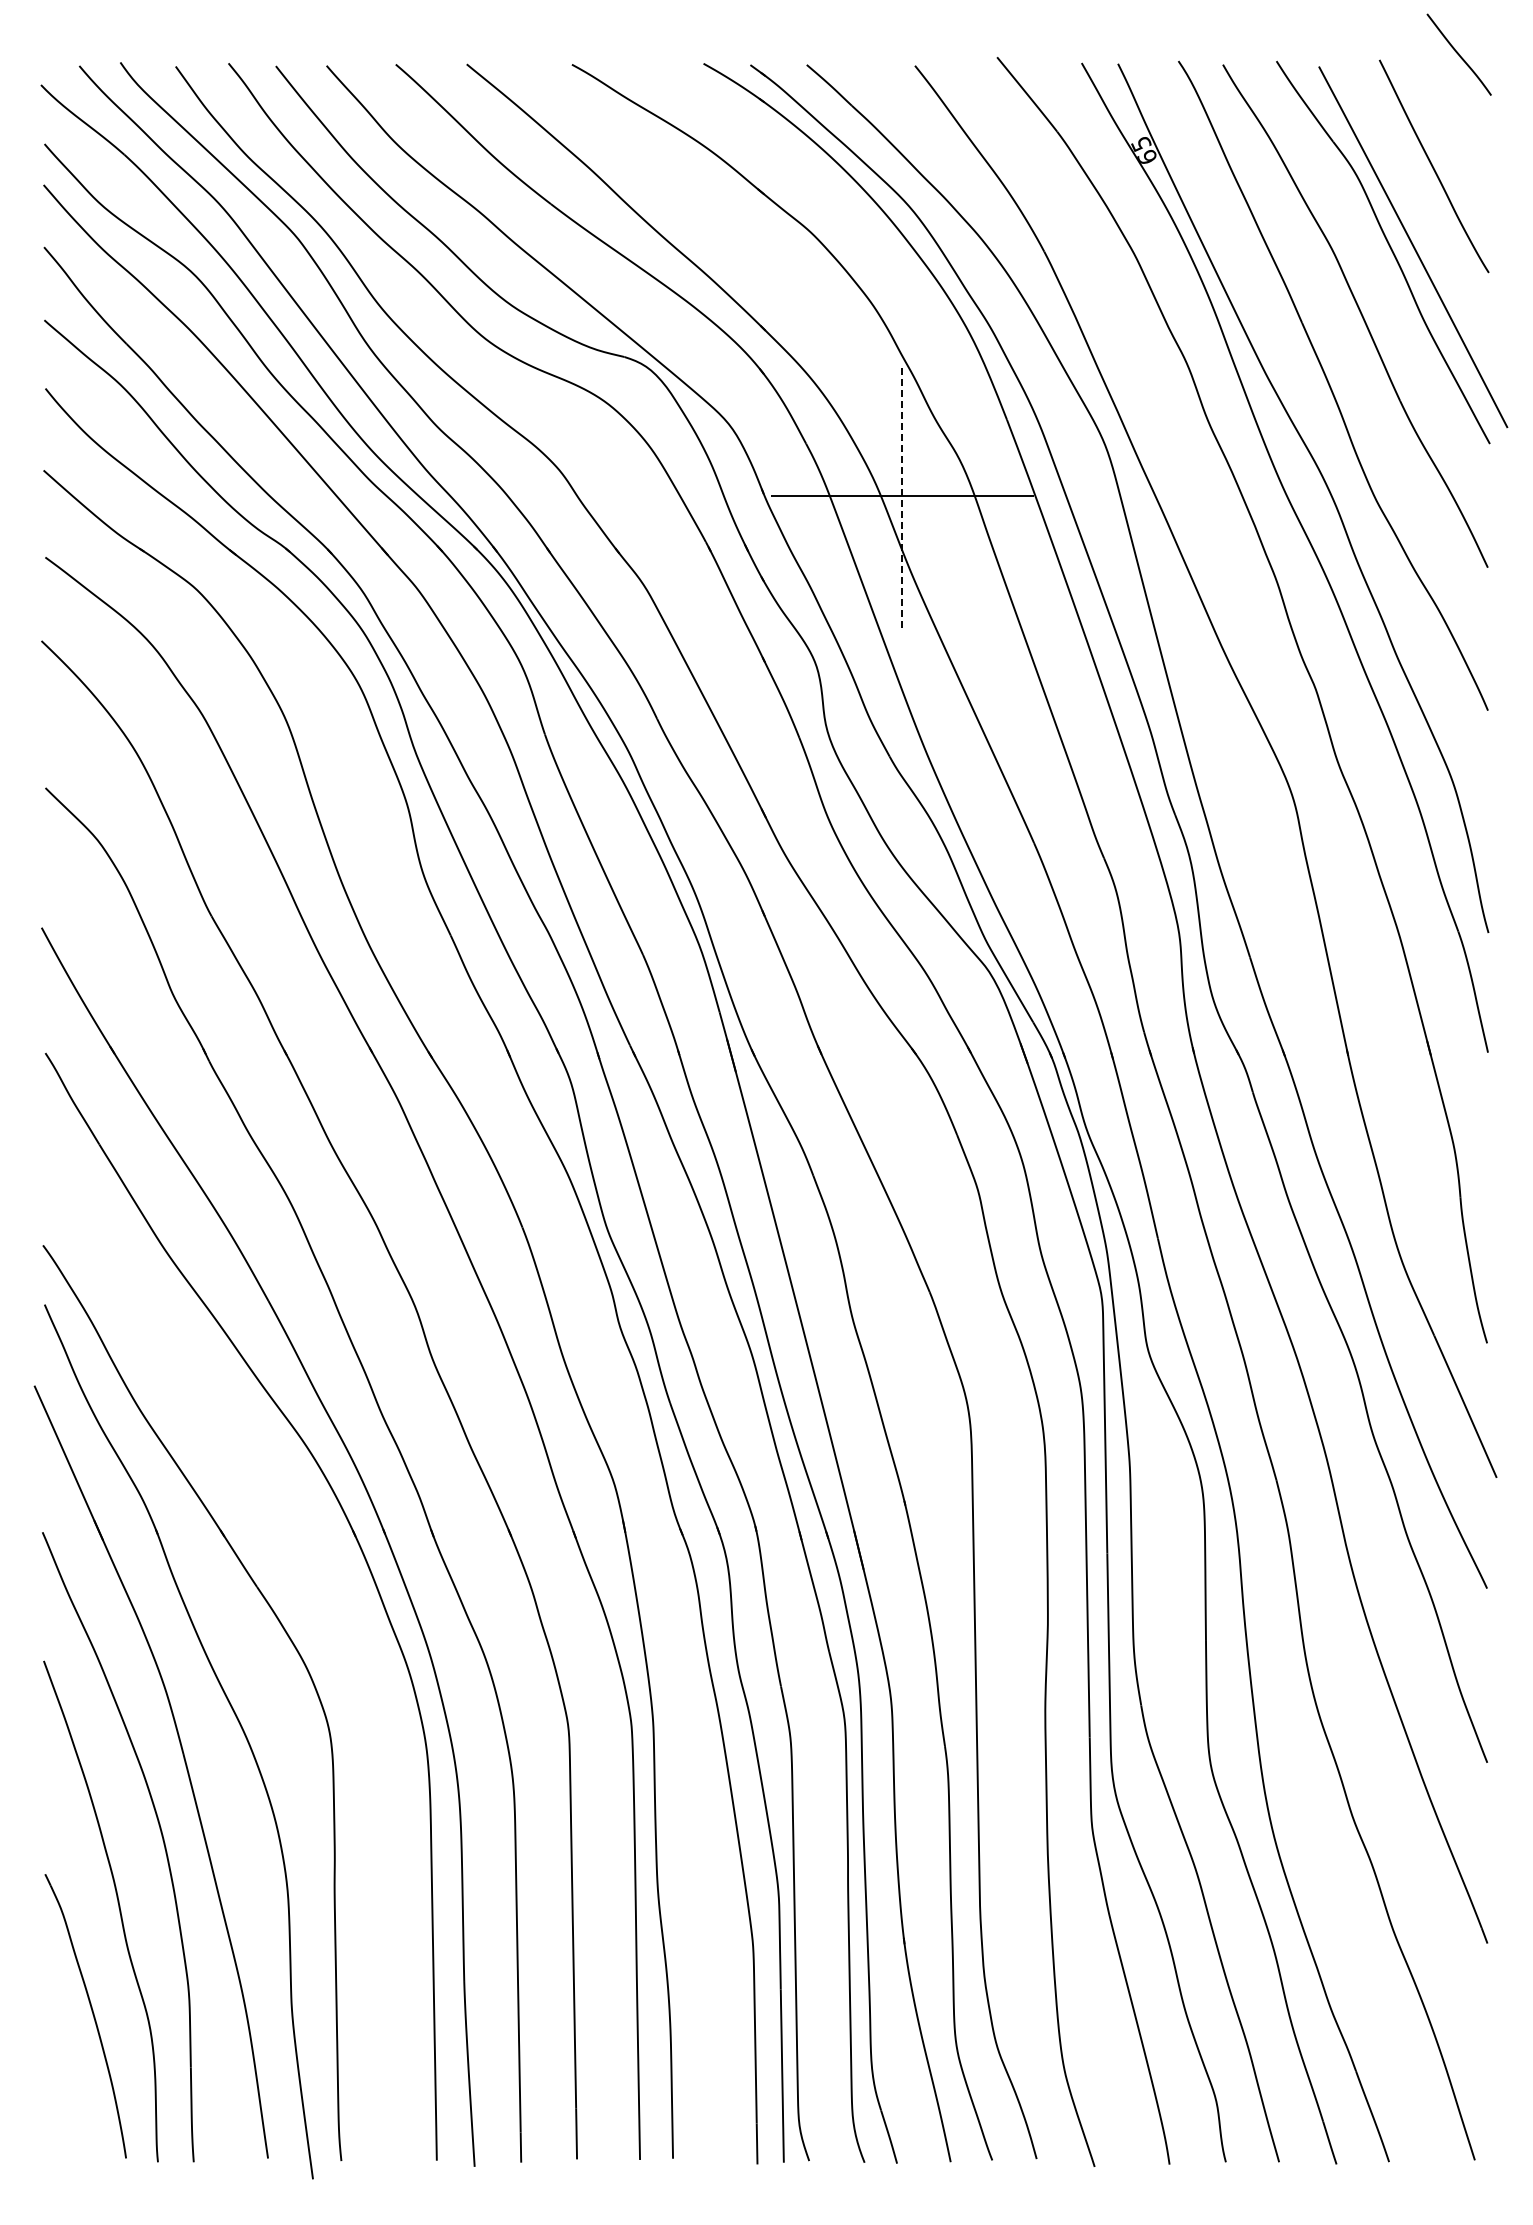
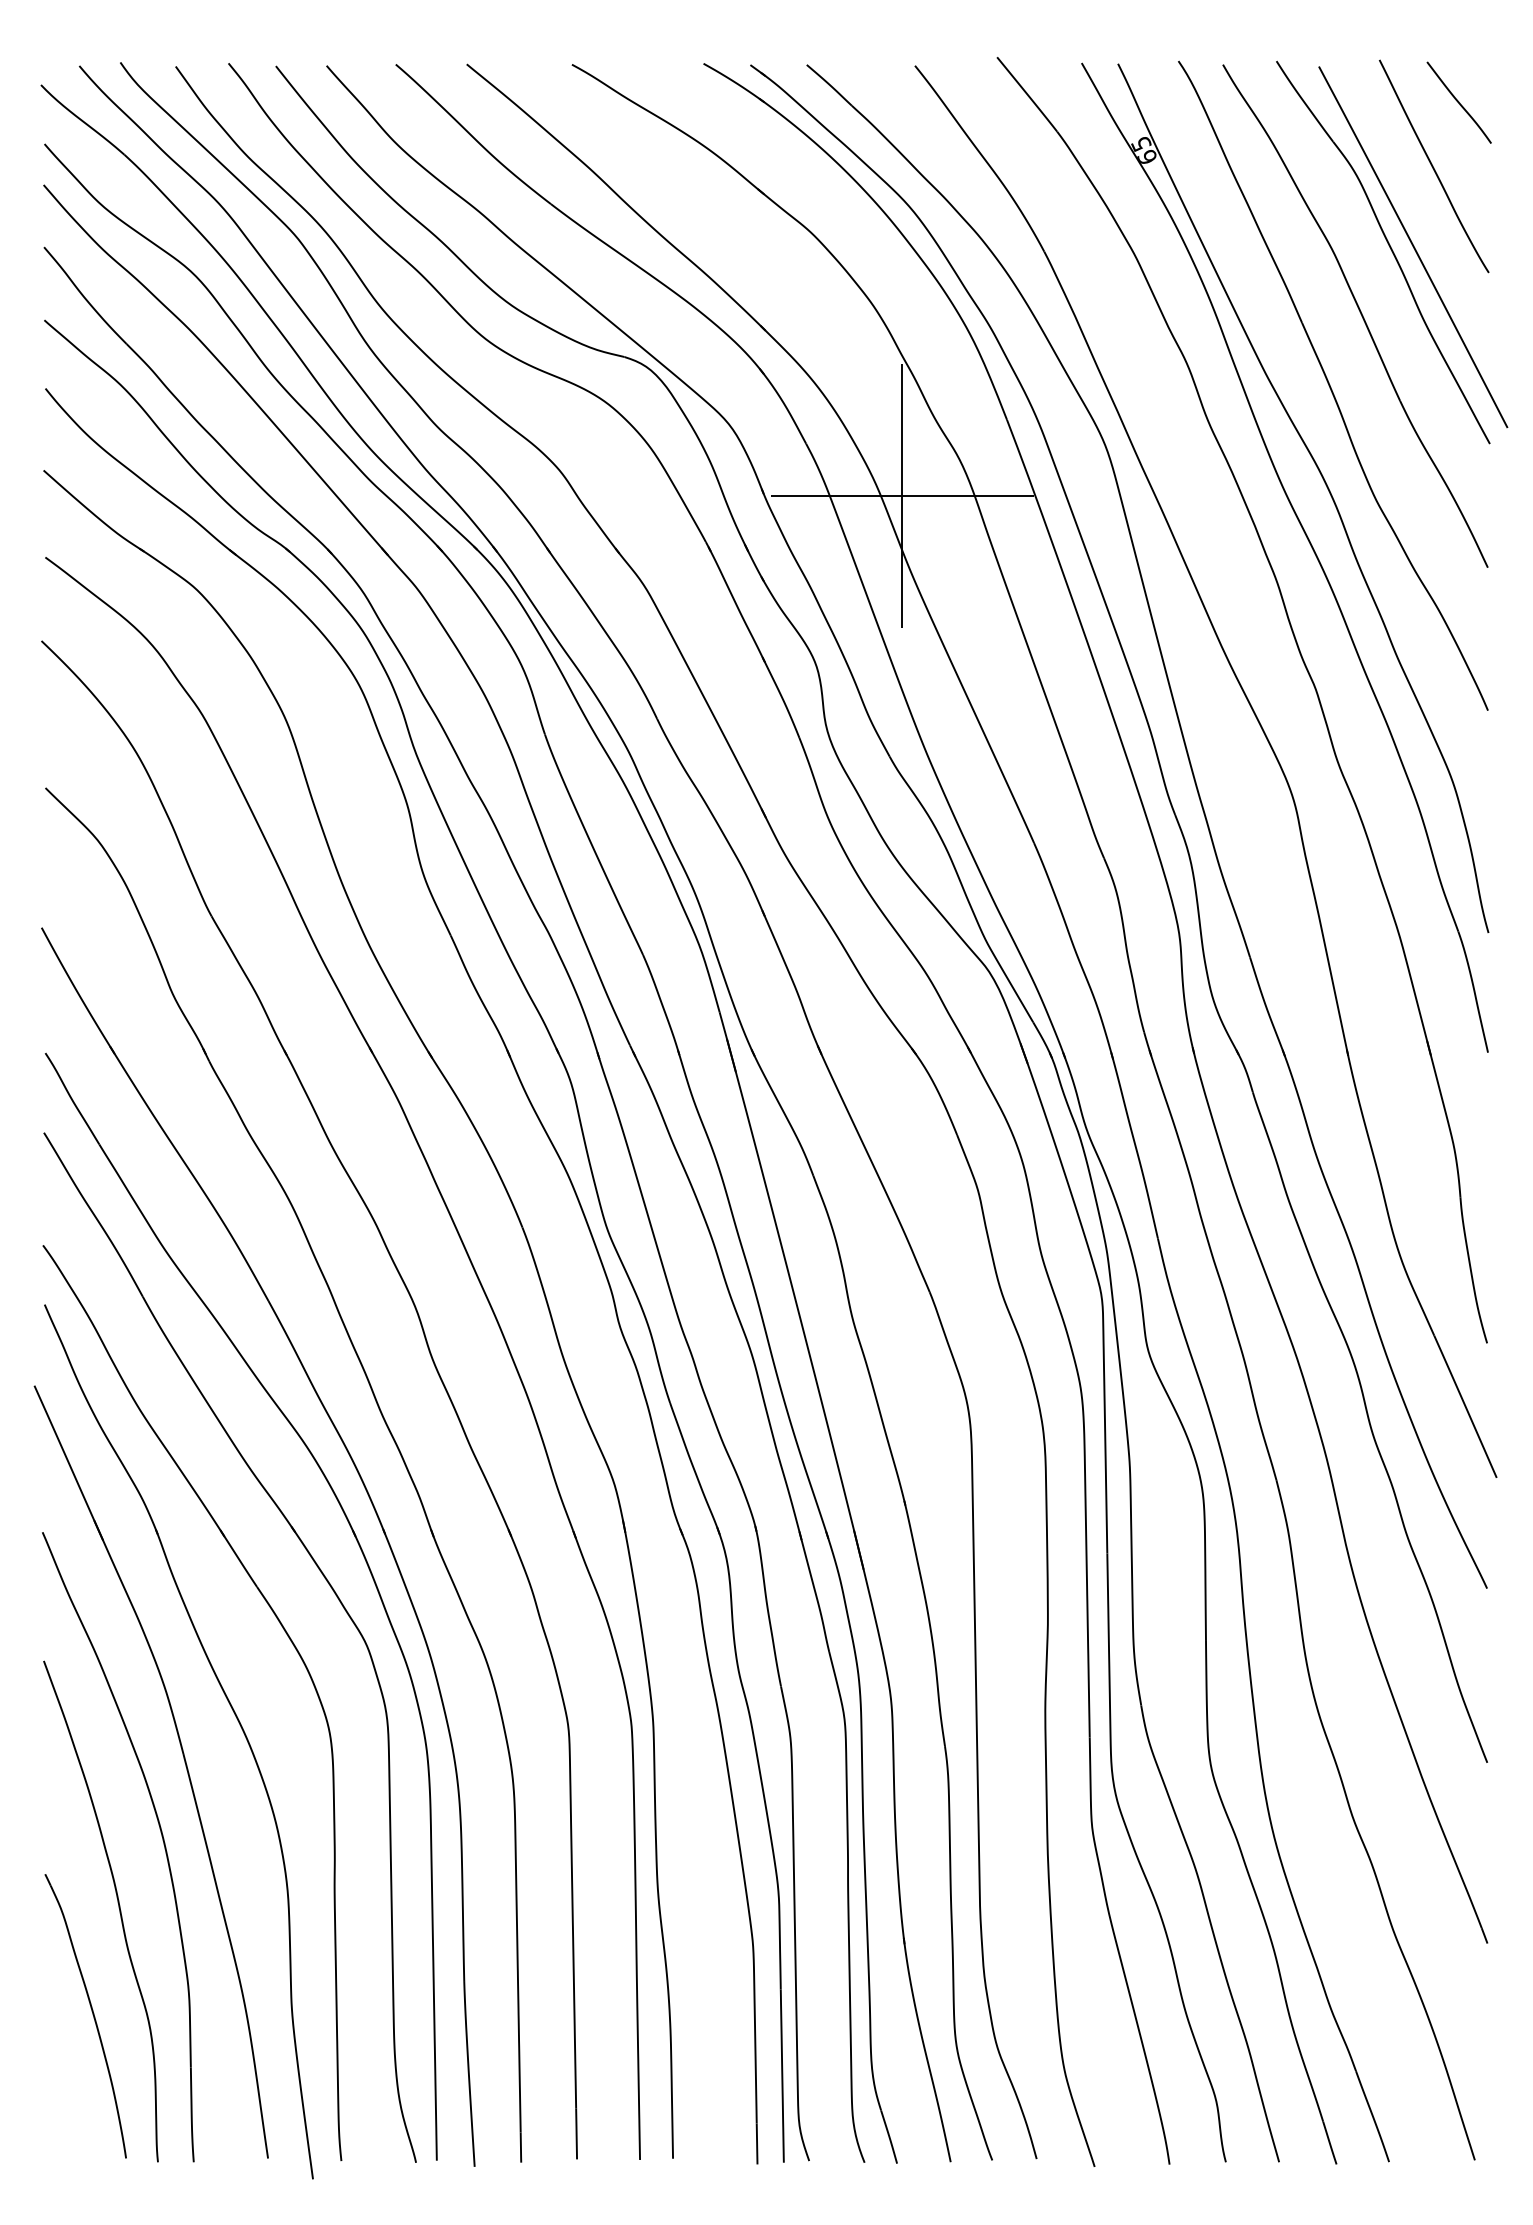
line position: (1458, 54) -> (1458, 102) (1458, 102)
line: dashed -> solid (902, 496)
part: none -> present (326, 1581)
